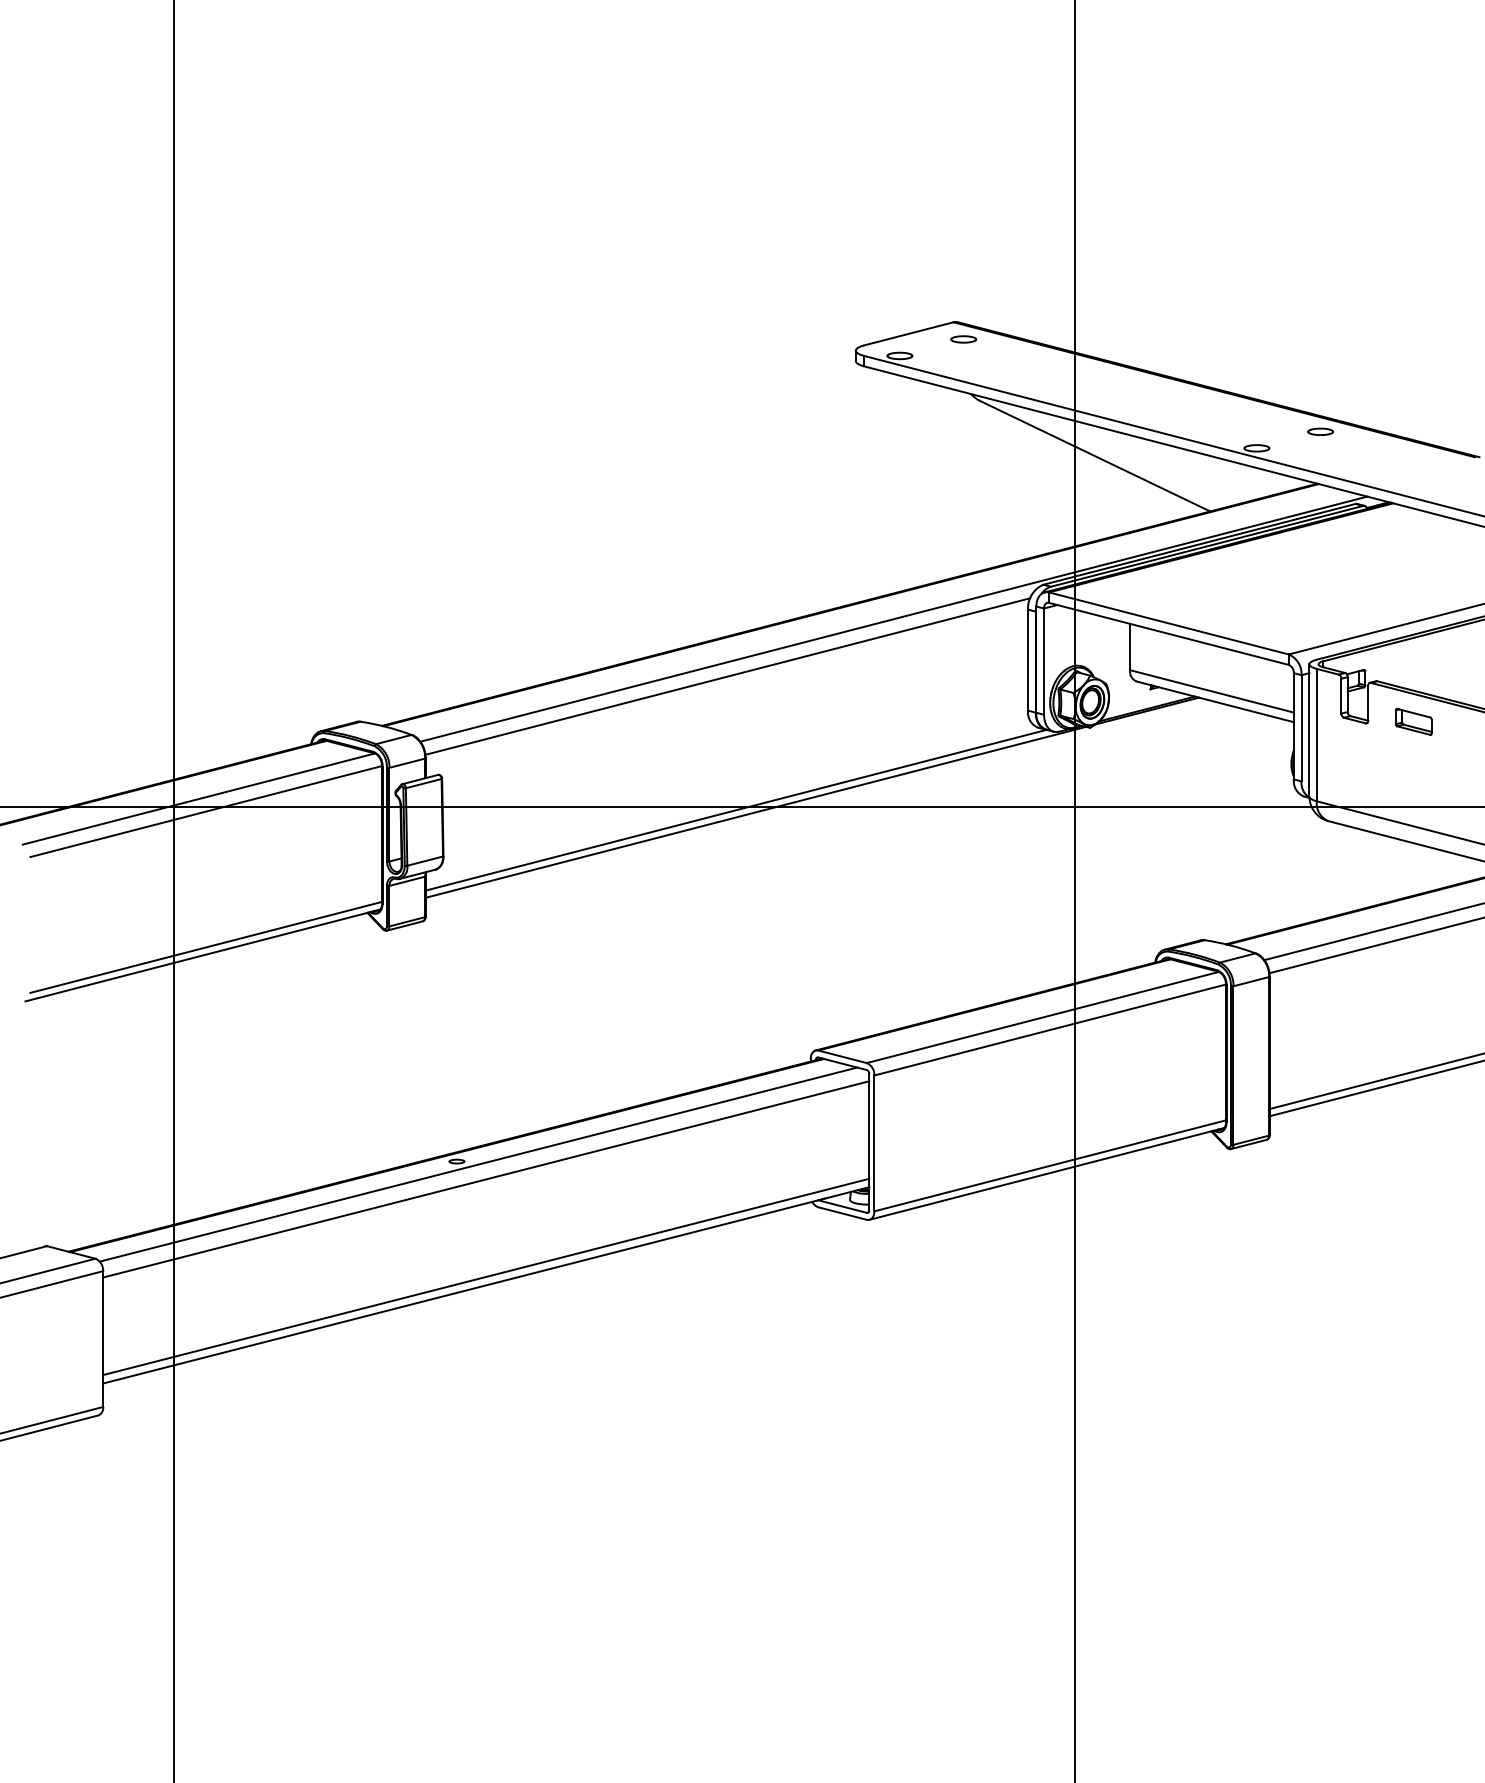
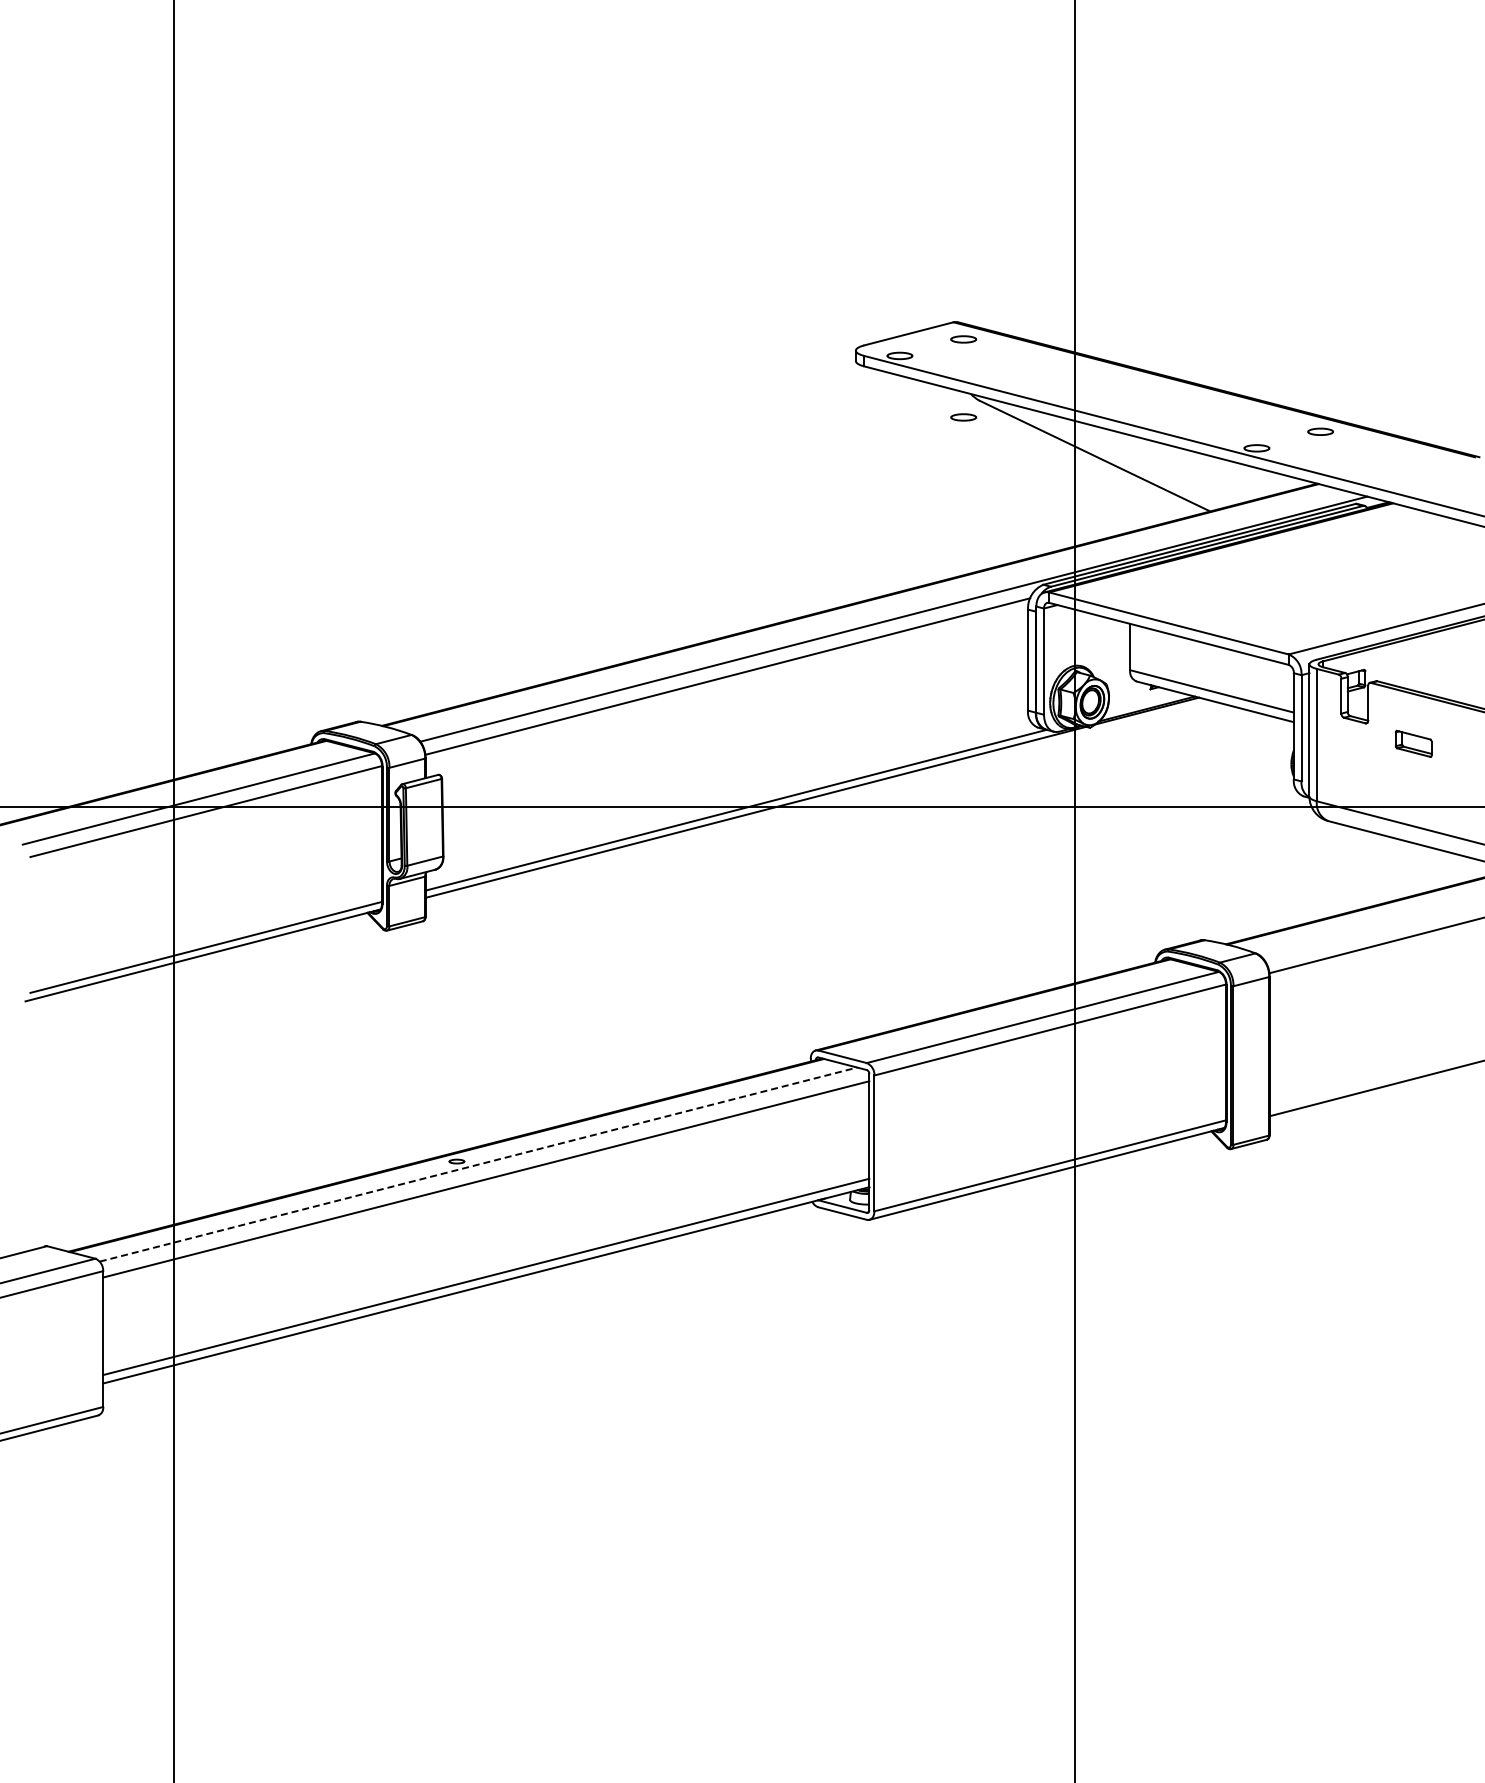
part: none -> present (963, 417)
part position: (1413, 721) -> (1413, 743) (1413, 743)
line: present -> none (1372, 932)
line: present -> none (1375, 1081)
line: solid -> dashed (478, 1164)
